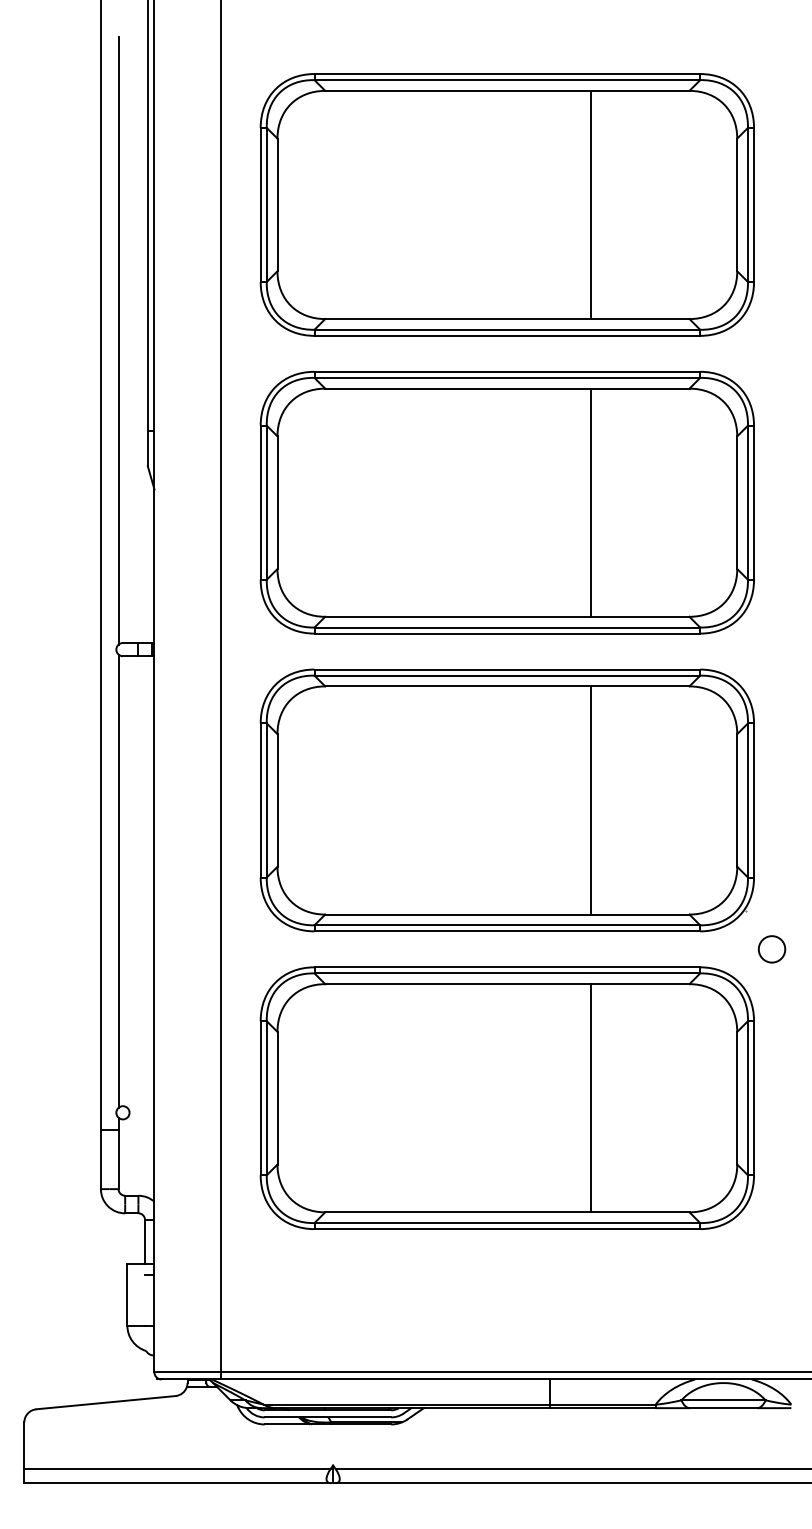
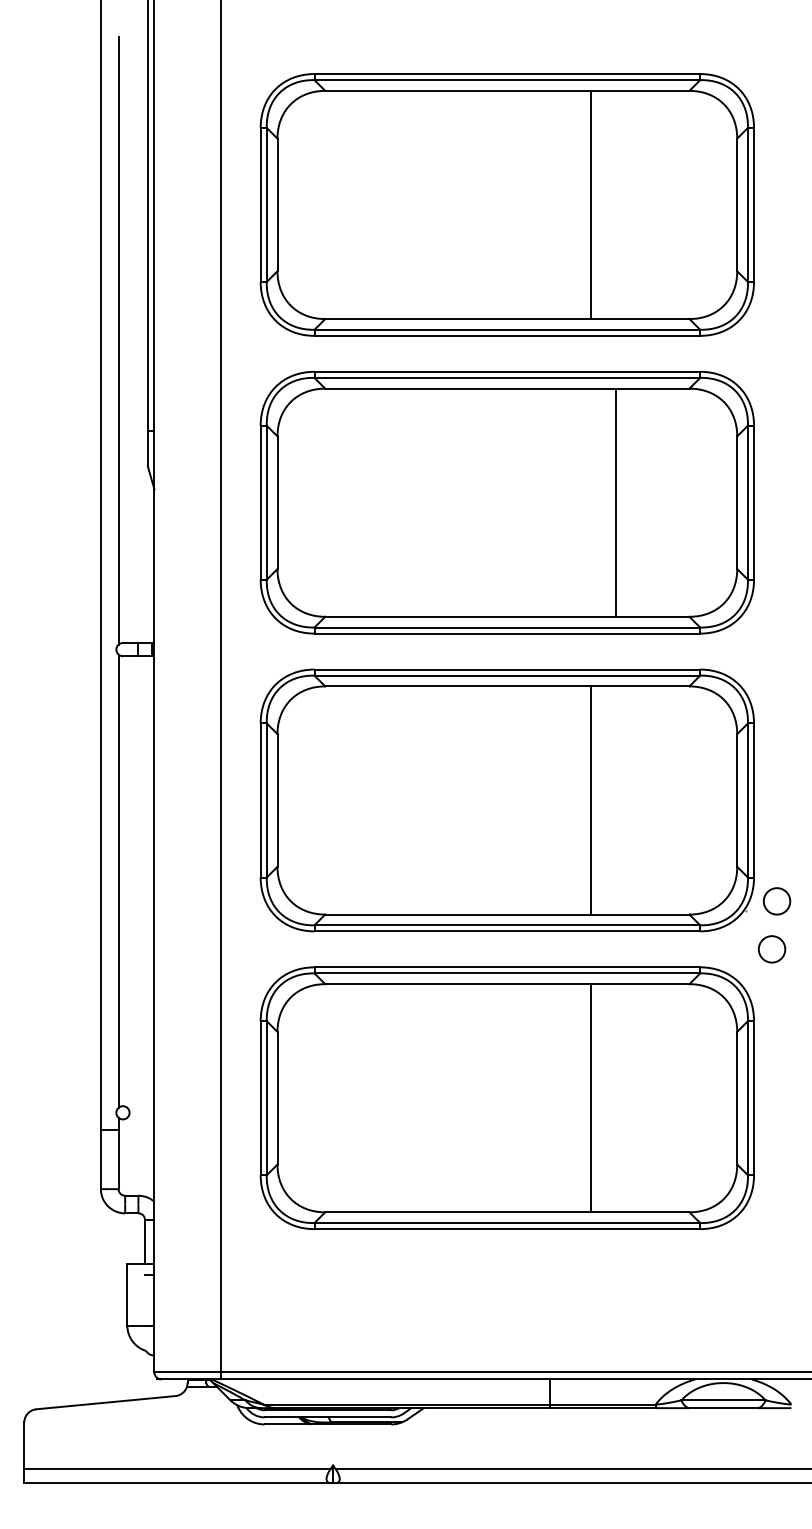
line position: (590, 502) -> (615, 502) (615, 502)
circle: none -> present (776, 901)
